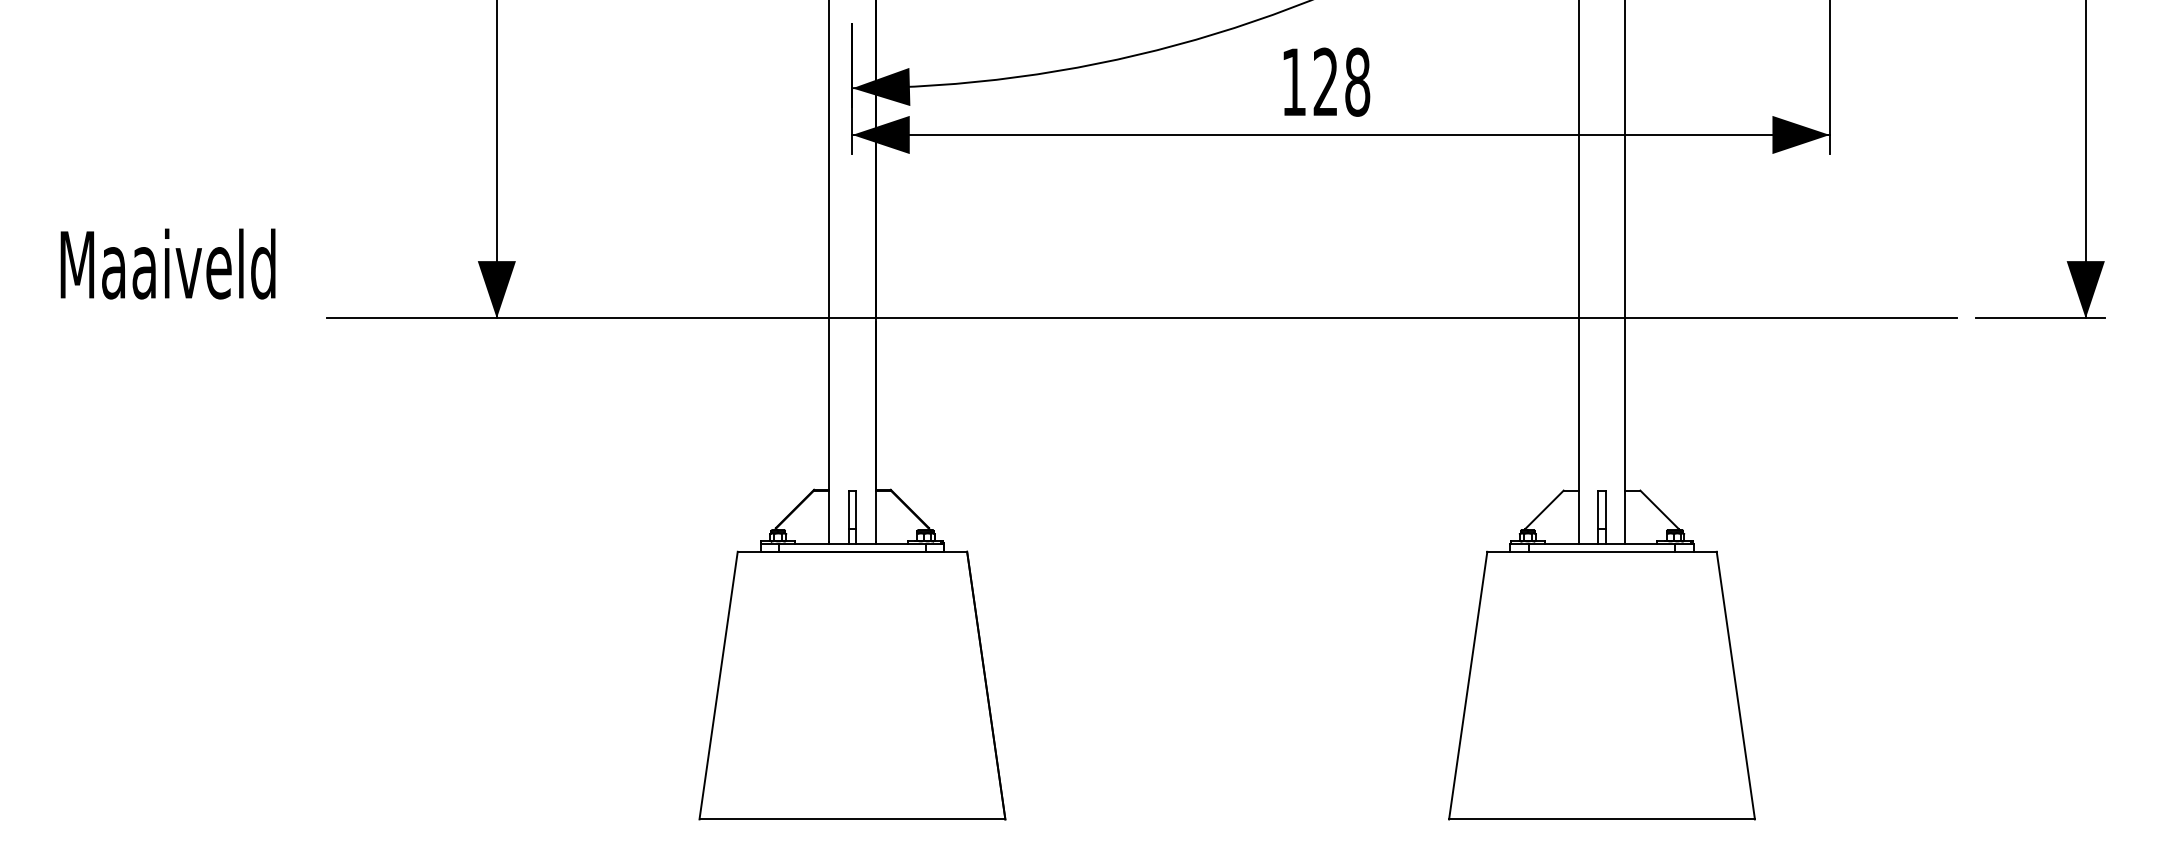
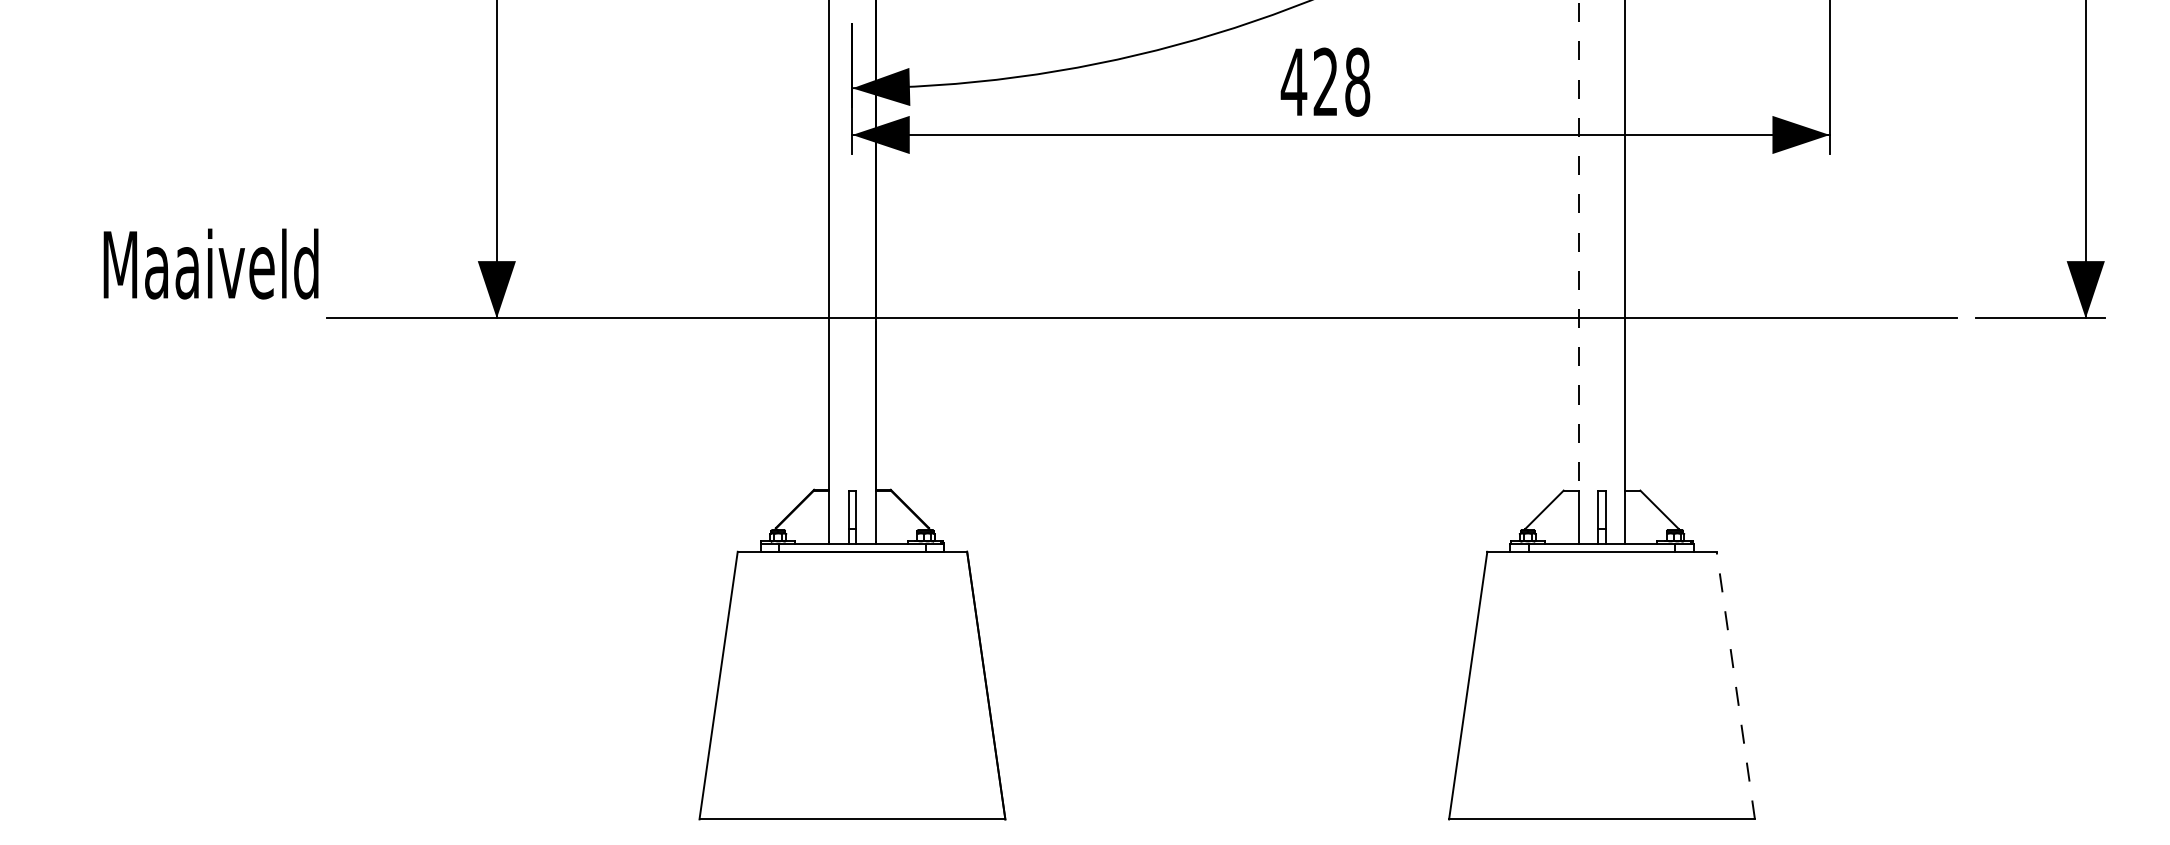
text: 128 -> 428 (1293, 81)
line: solid -> dashed (1578, 245)
text position: (167, 263) -> (210, 263) (210, 263)
line: solid -> dashed (1735, 685)
